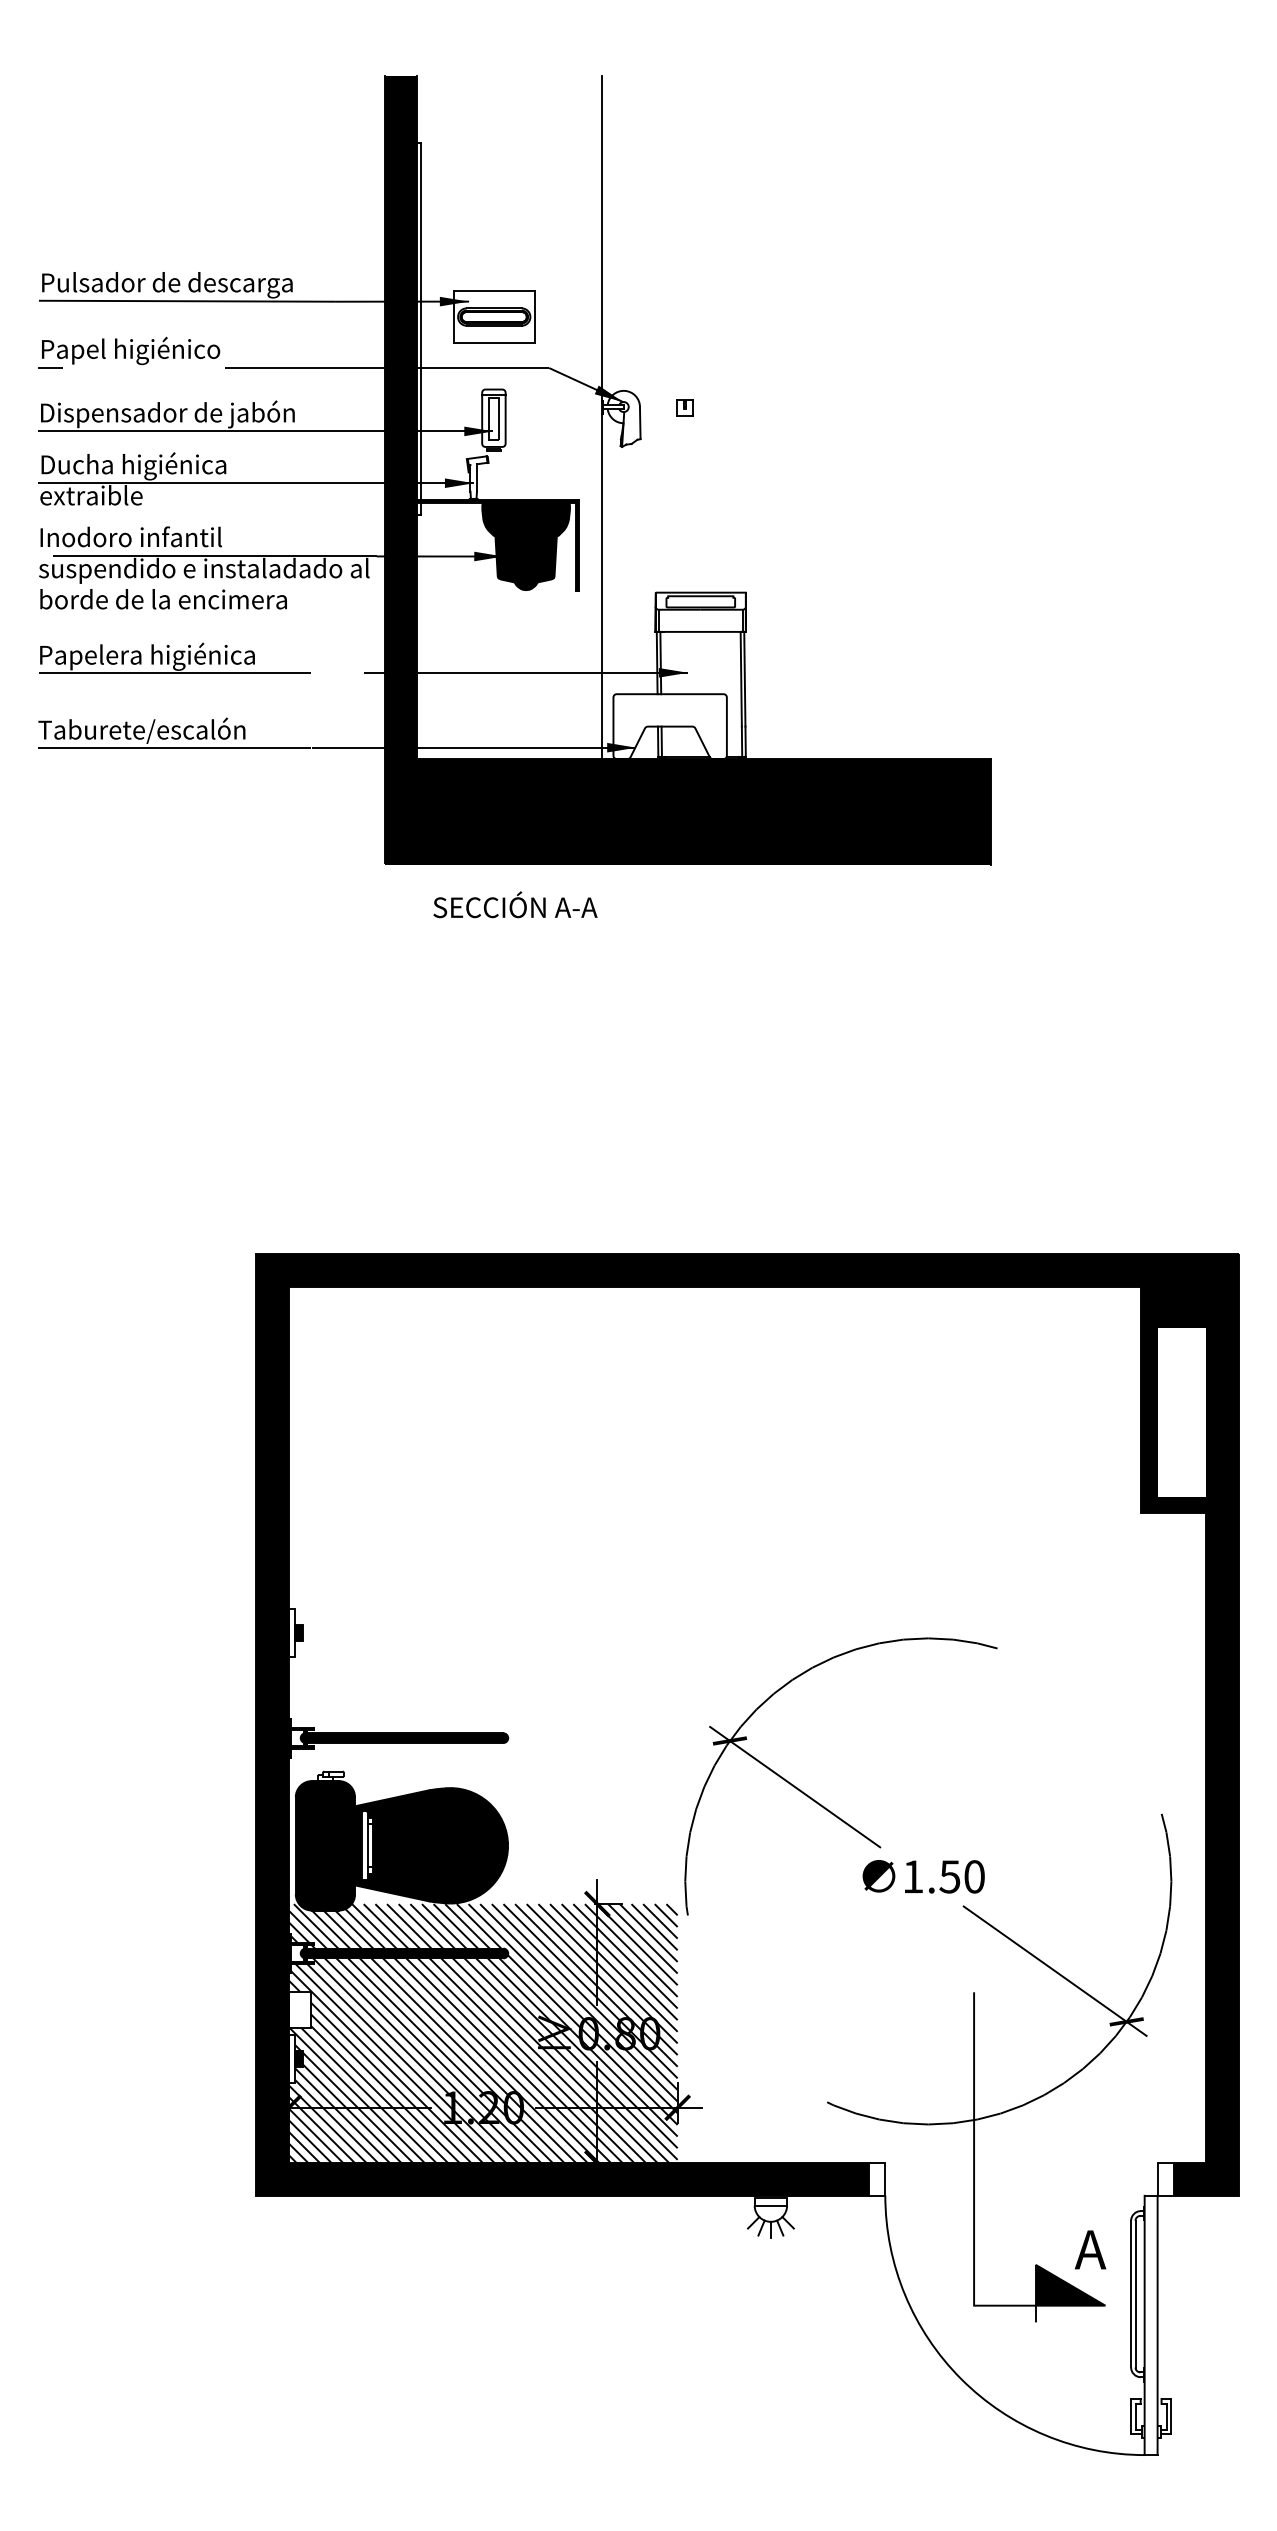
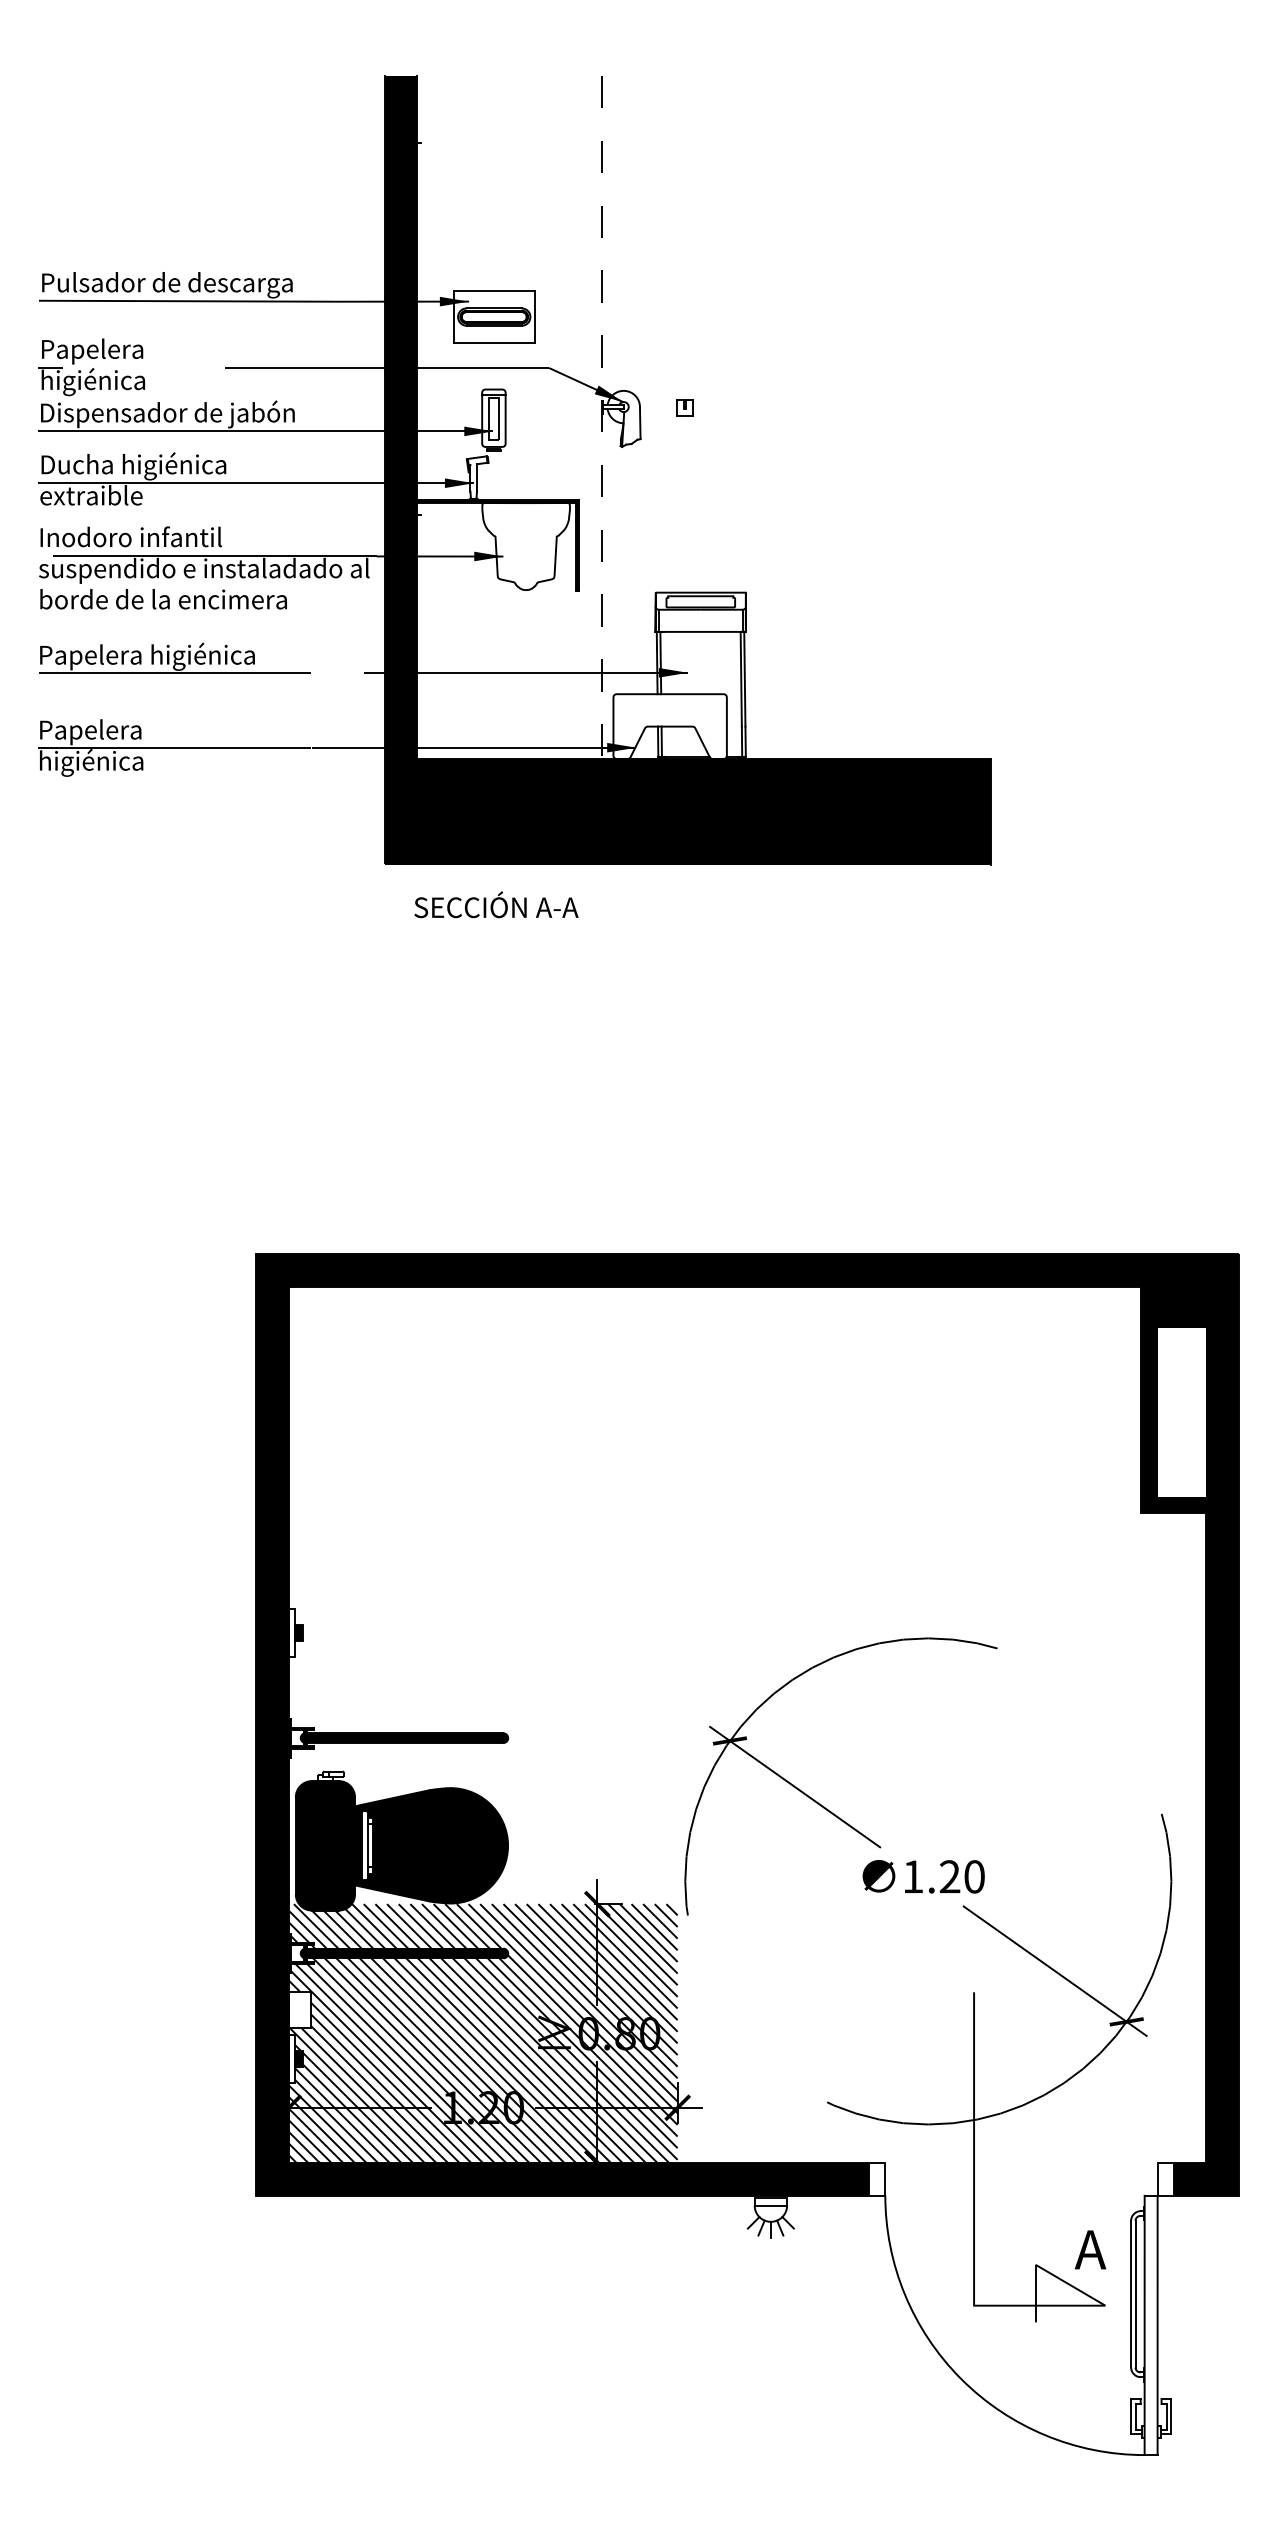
line: present -> none (420, 328)
text: Papel higiénico -> Papelera higiénica (130, 366)
line: solid -> dashed (602, 417)
fill: present -> none (525, 546)
text: Taburete/escalón -> Papelera higiénica (141, 746)
text position: (515, 904) -> (496, 904) (496, 904)
text: 1.50 -> 1.20 (949, 1876)
fill: present -> none (1070, 2284)
